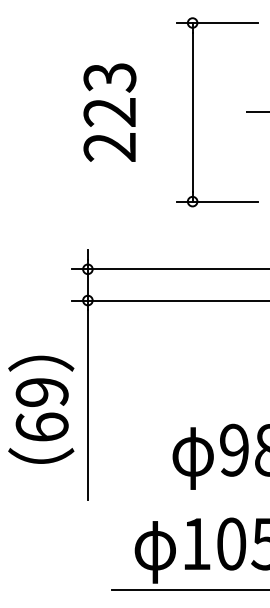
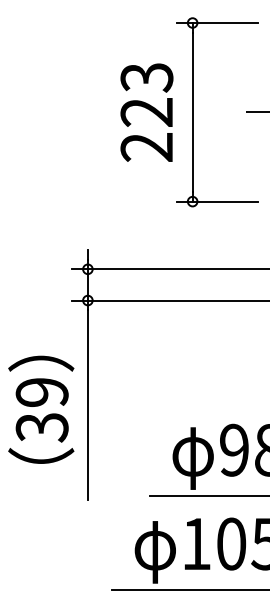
text position: (109, 112) -> (146, 112) (146, 112)
text: 69 -> 39 (41, 427)
line: none -> present (207, 495)
